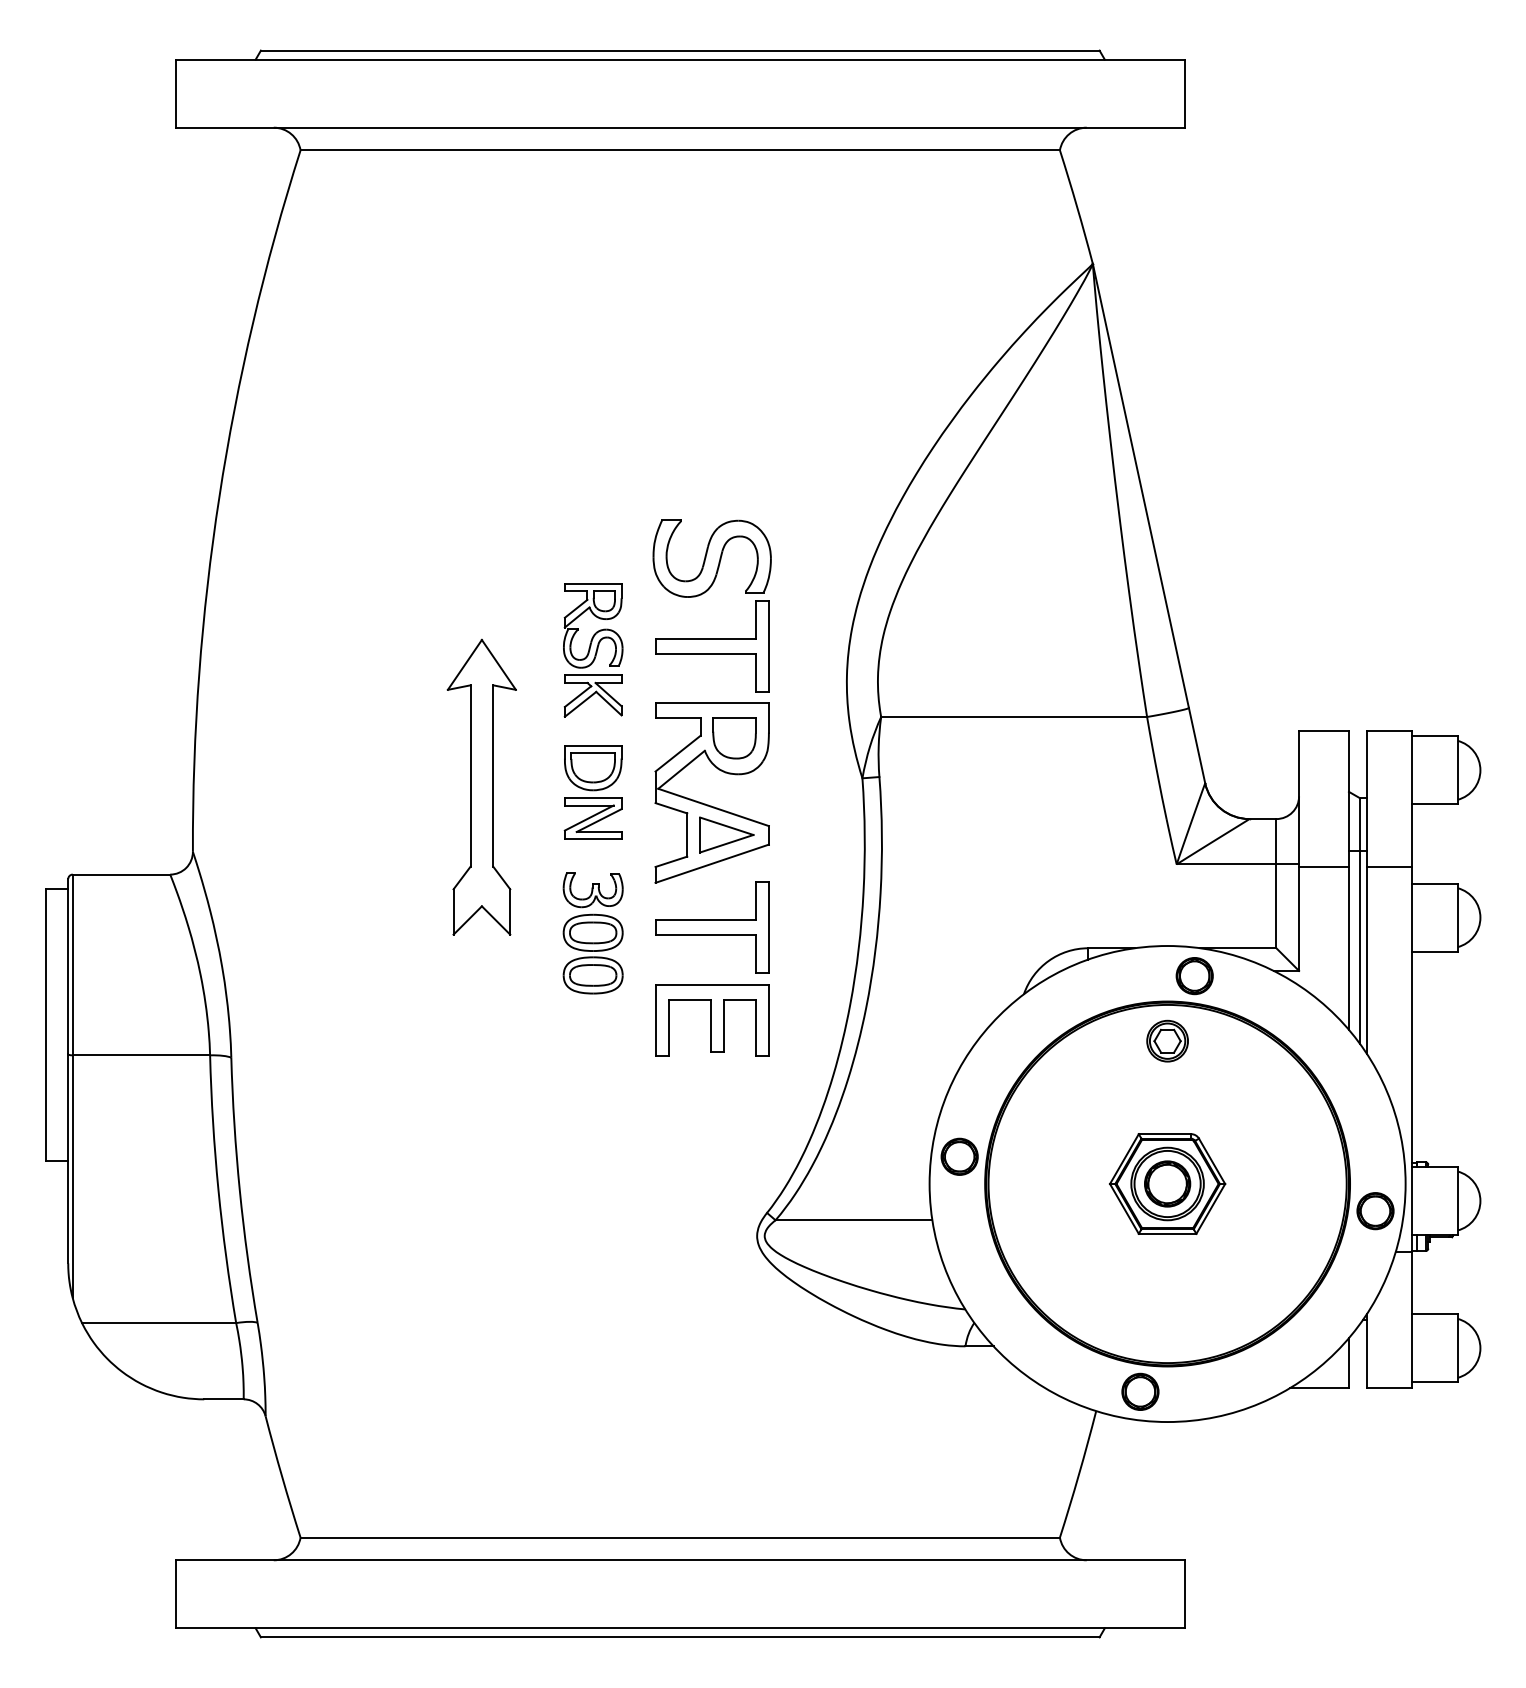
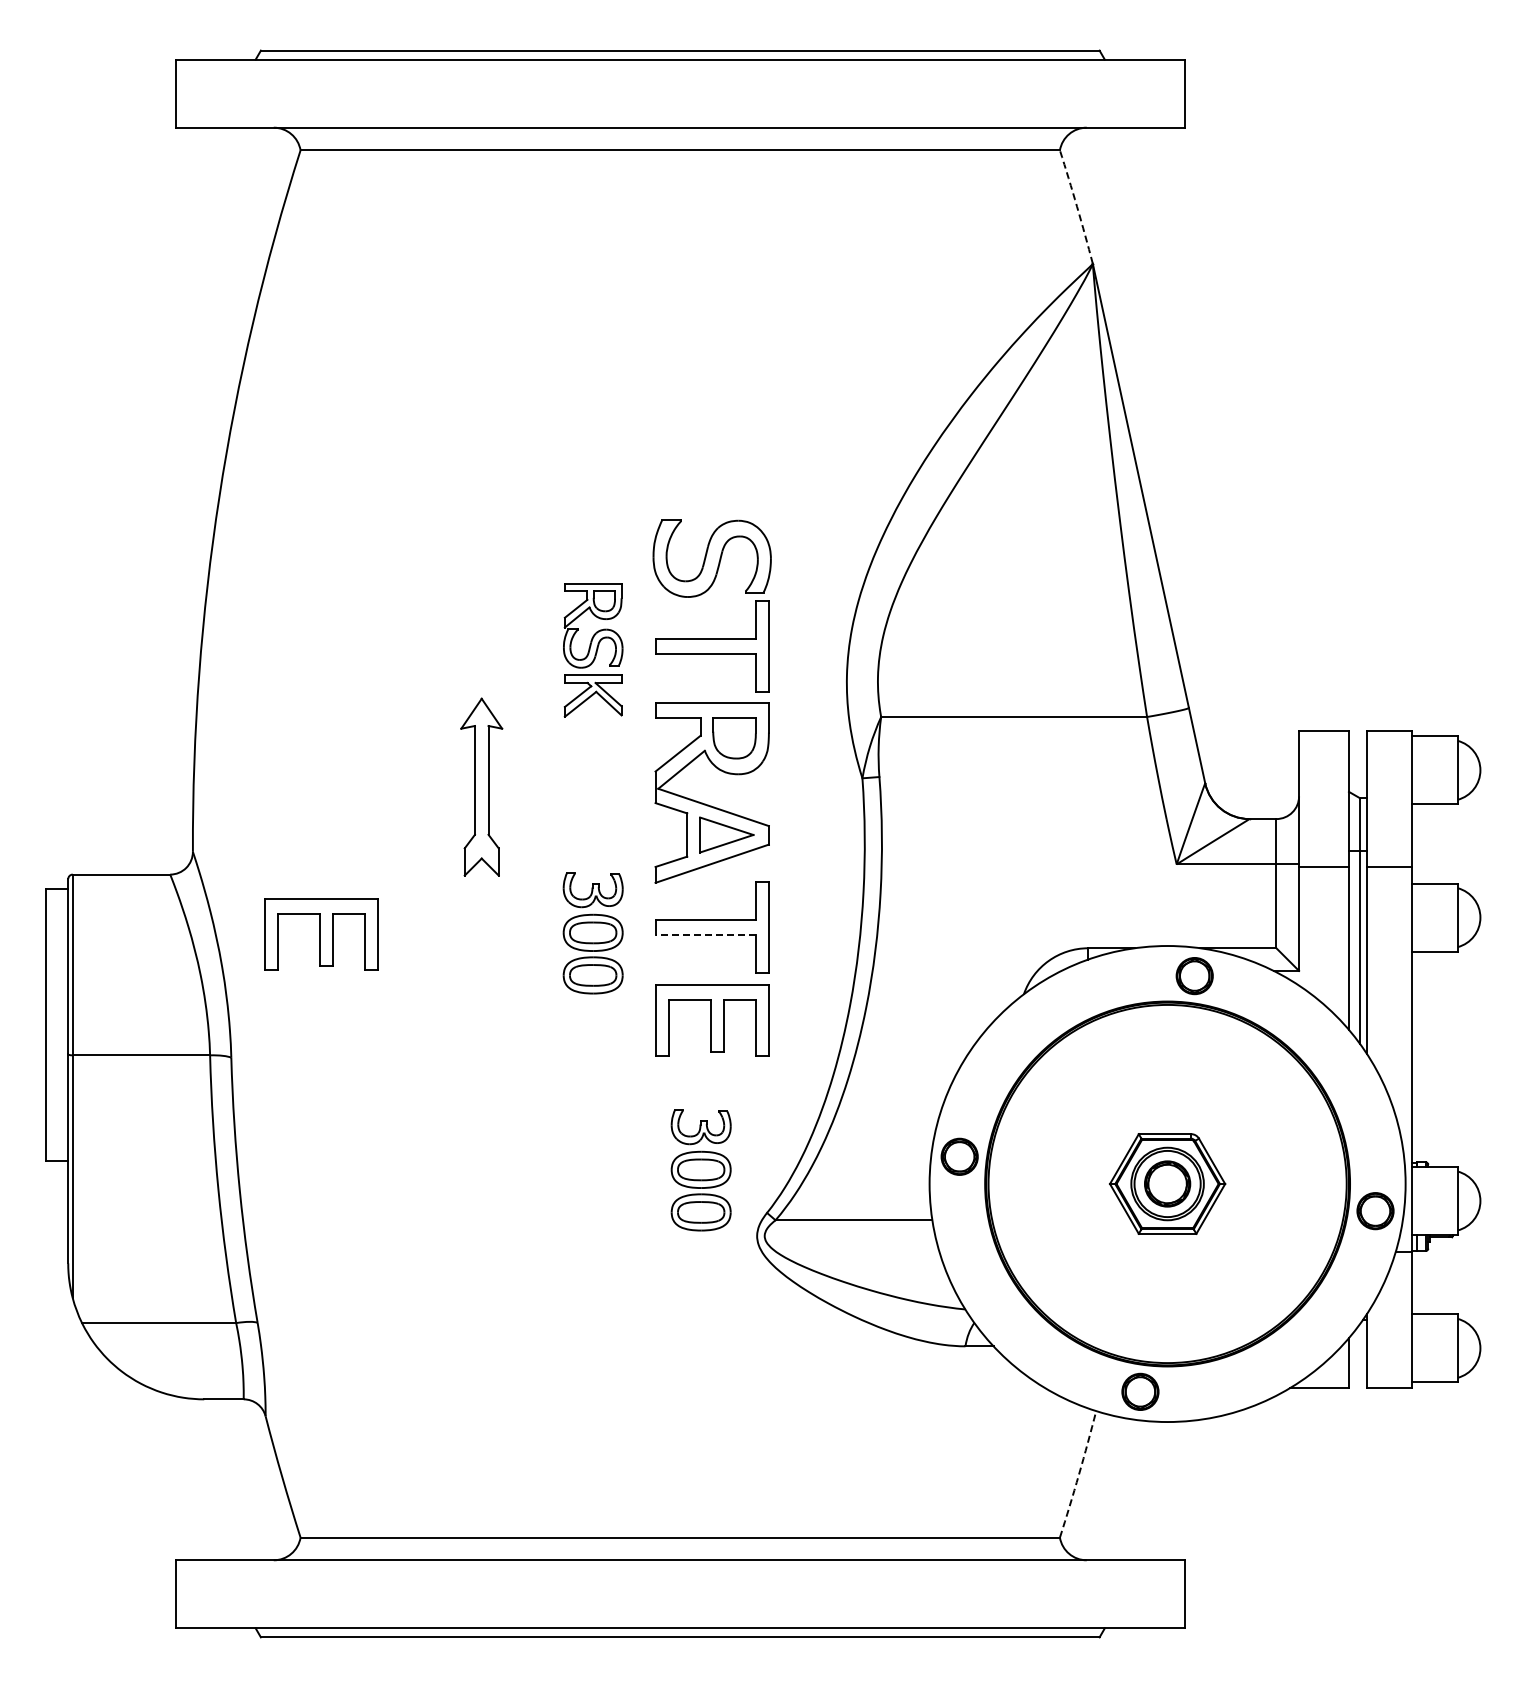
arc: solid -> dashed (1077, 206)
part size: 71x298 px -> 44x180 px (481, 786)
part: present -> none (592, 792)
part: none -> present (321, 934)
line: solid -> dashed (705, 935)
part: present -> none (1167, 1040)
part: none -> present (700, 1170)
arc: solid -> dashed (1079, 1474)
